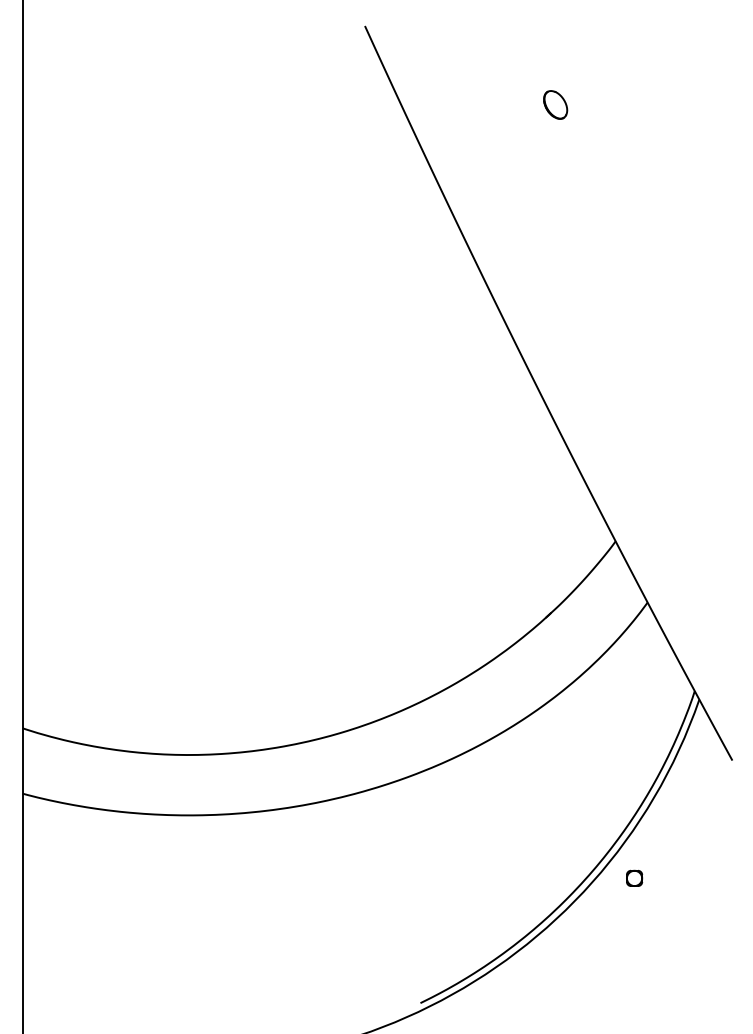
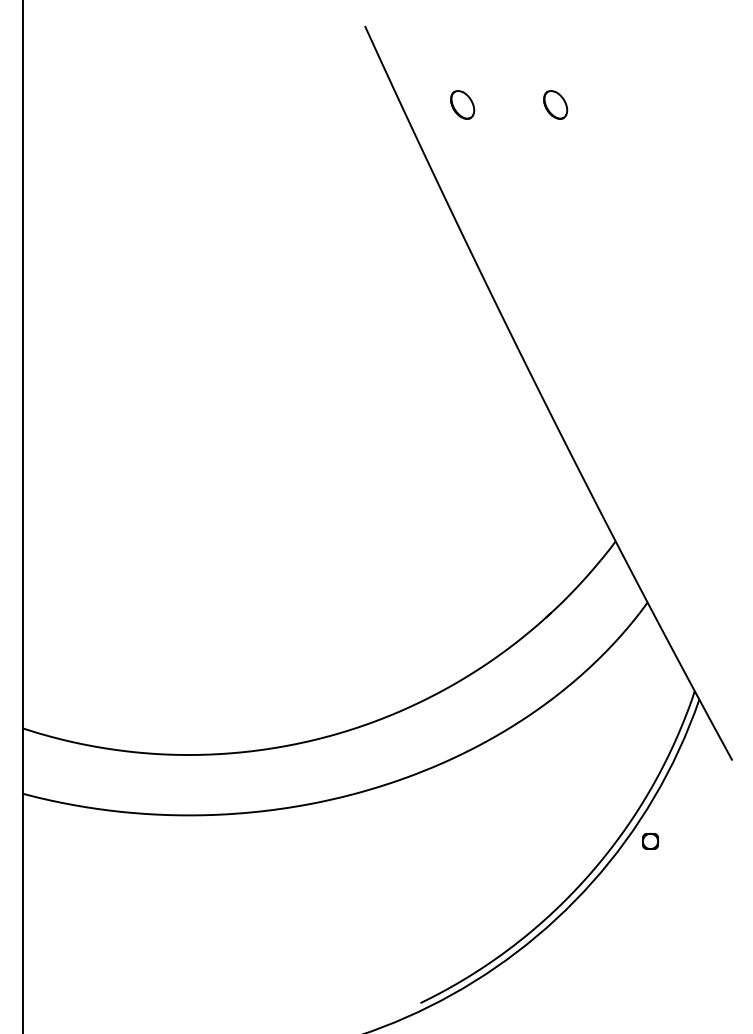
part: none -> present (462, 104)
part position: (634, 877) -> (650, 840) (650, 840)
